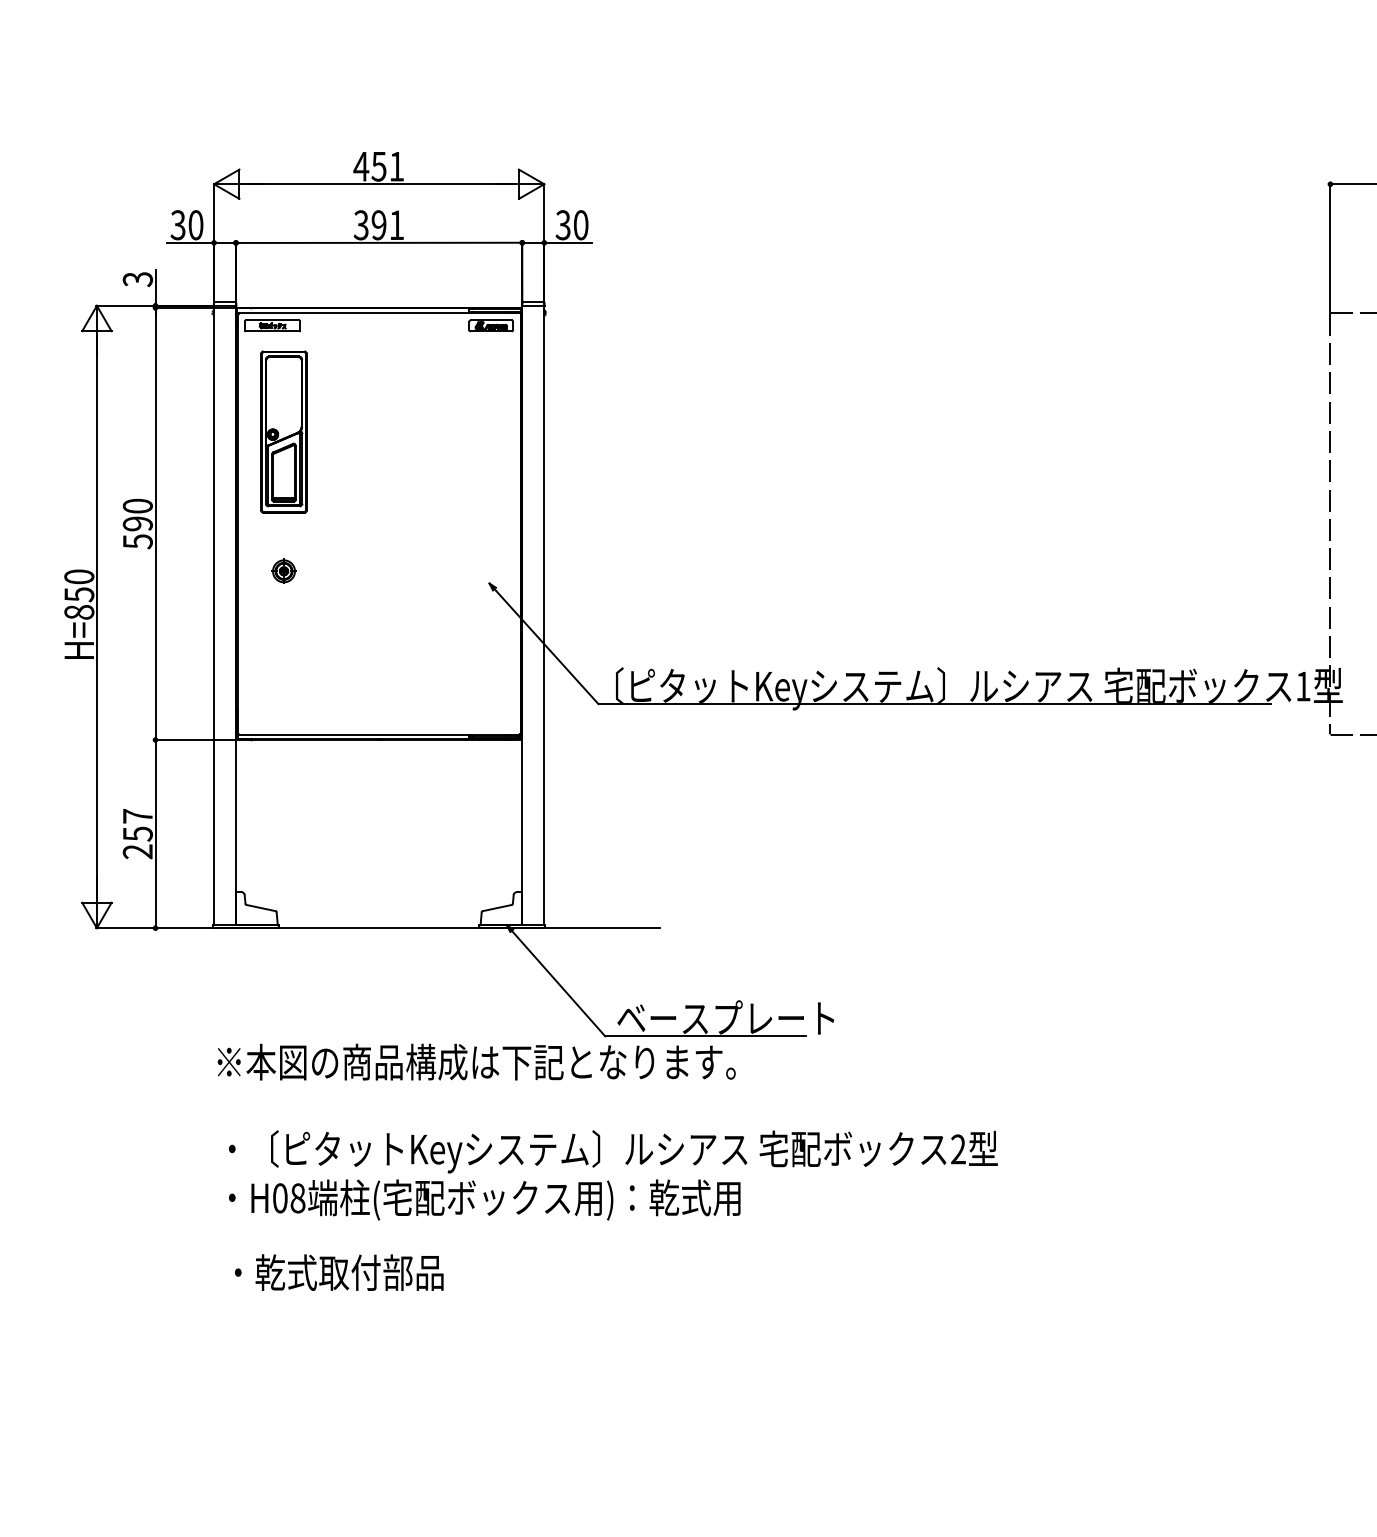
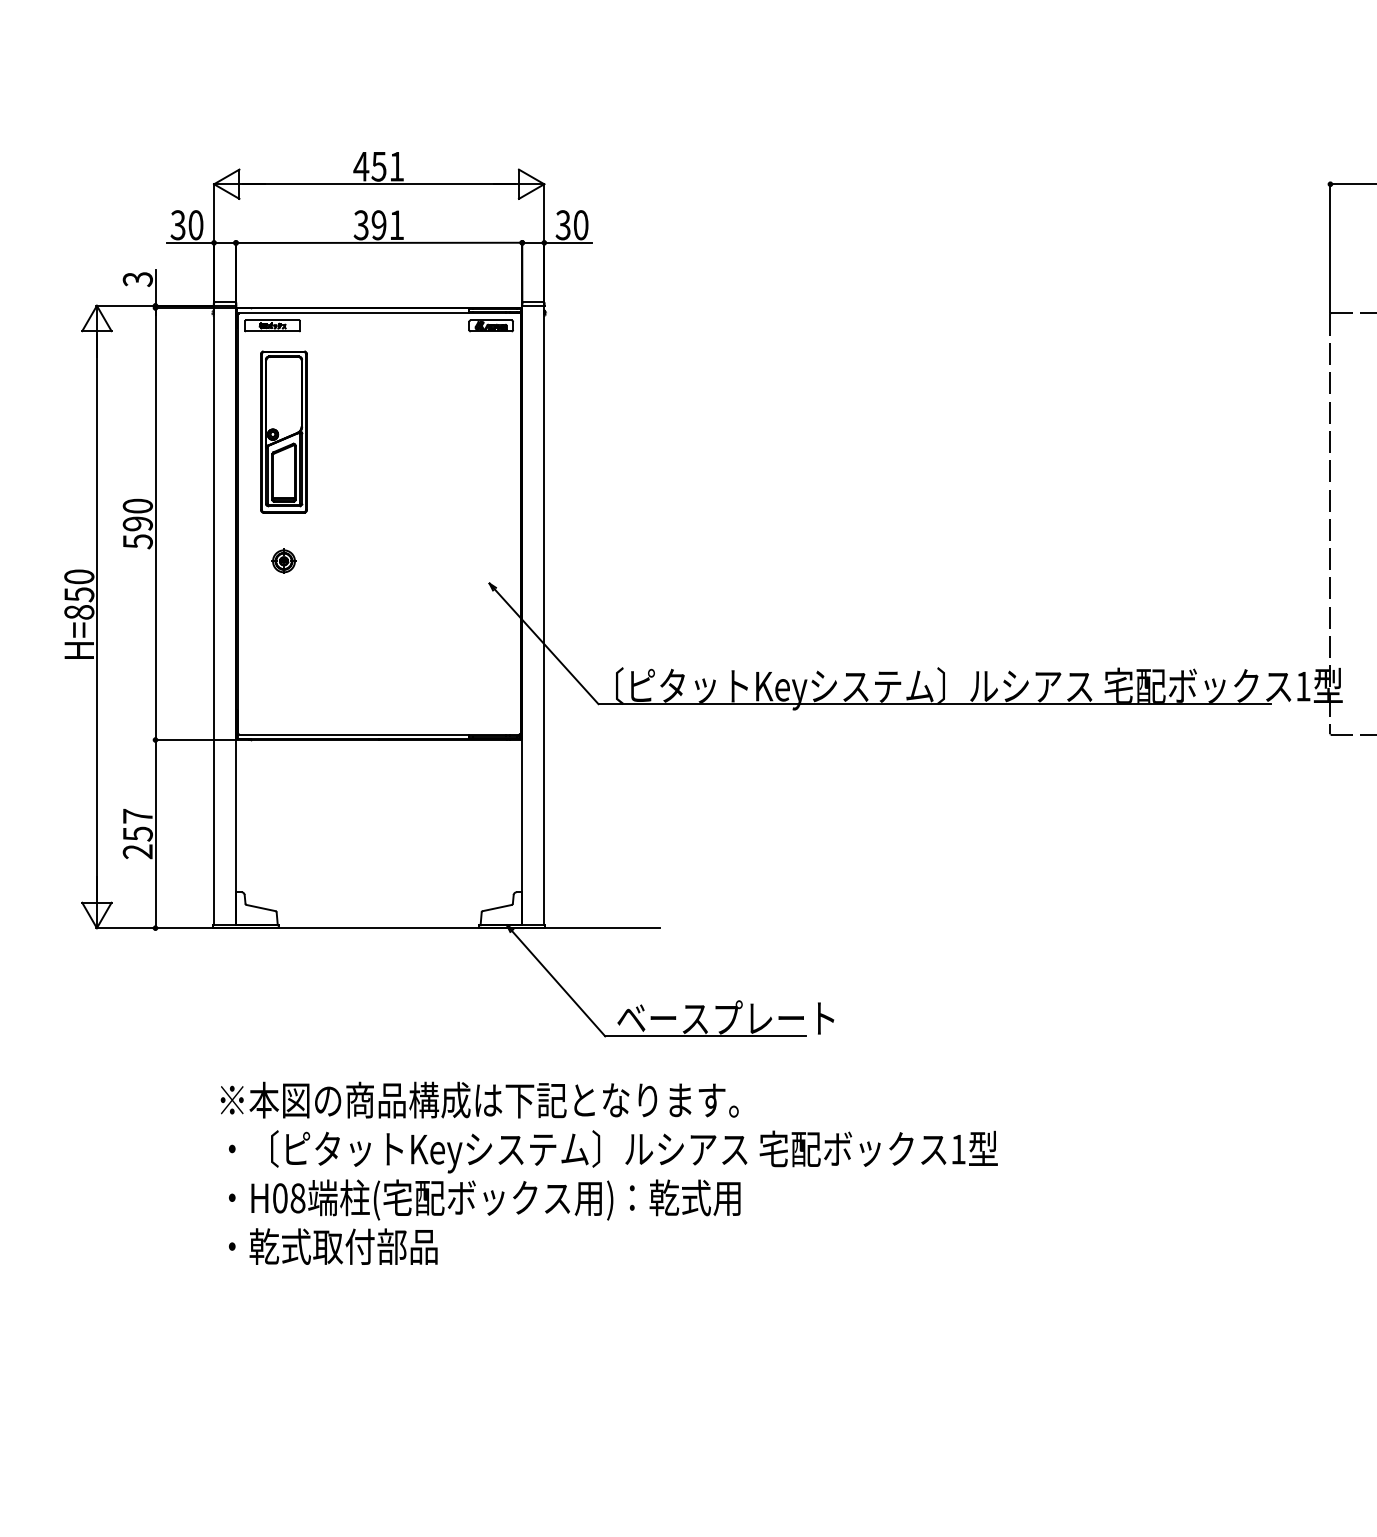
part position: (283, 570) -> (283, 560) (283, 560)
text position: (476, 1061) -> (479, 1099) (479, 1099)
text: 2 -> 1 (958, 1149)
text position: (339, 1272) -> (333, 1246) (333, 1246)
